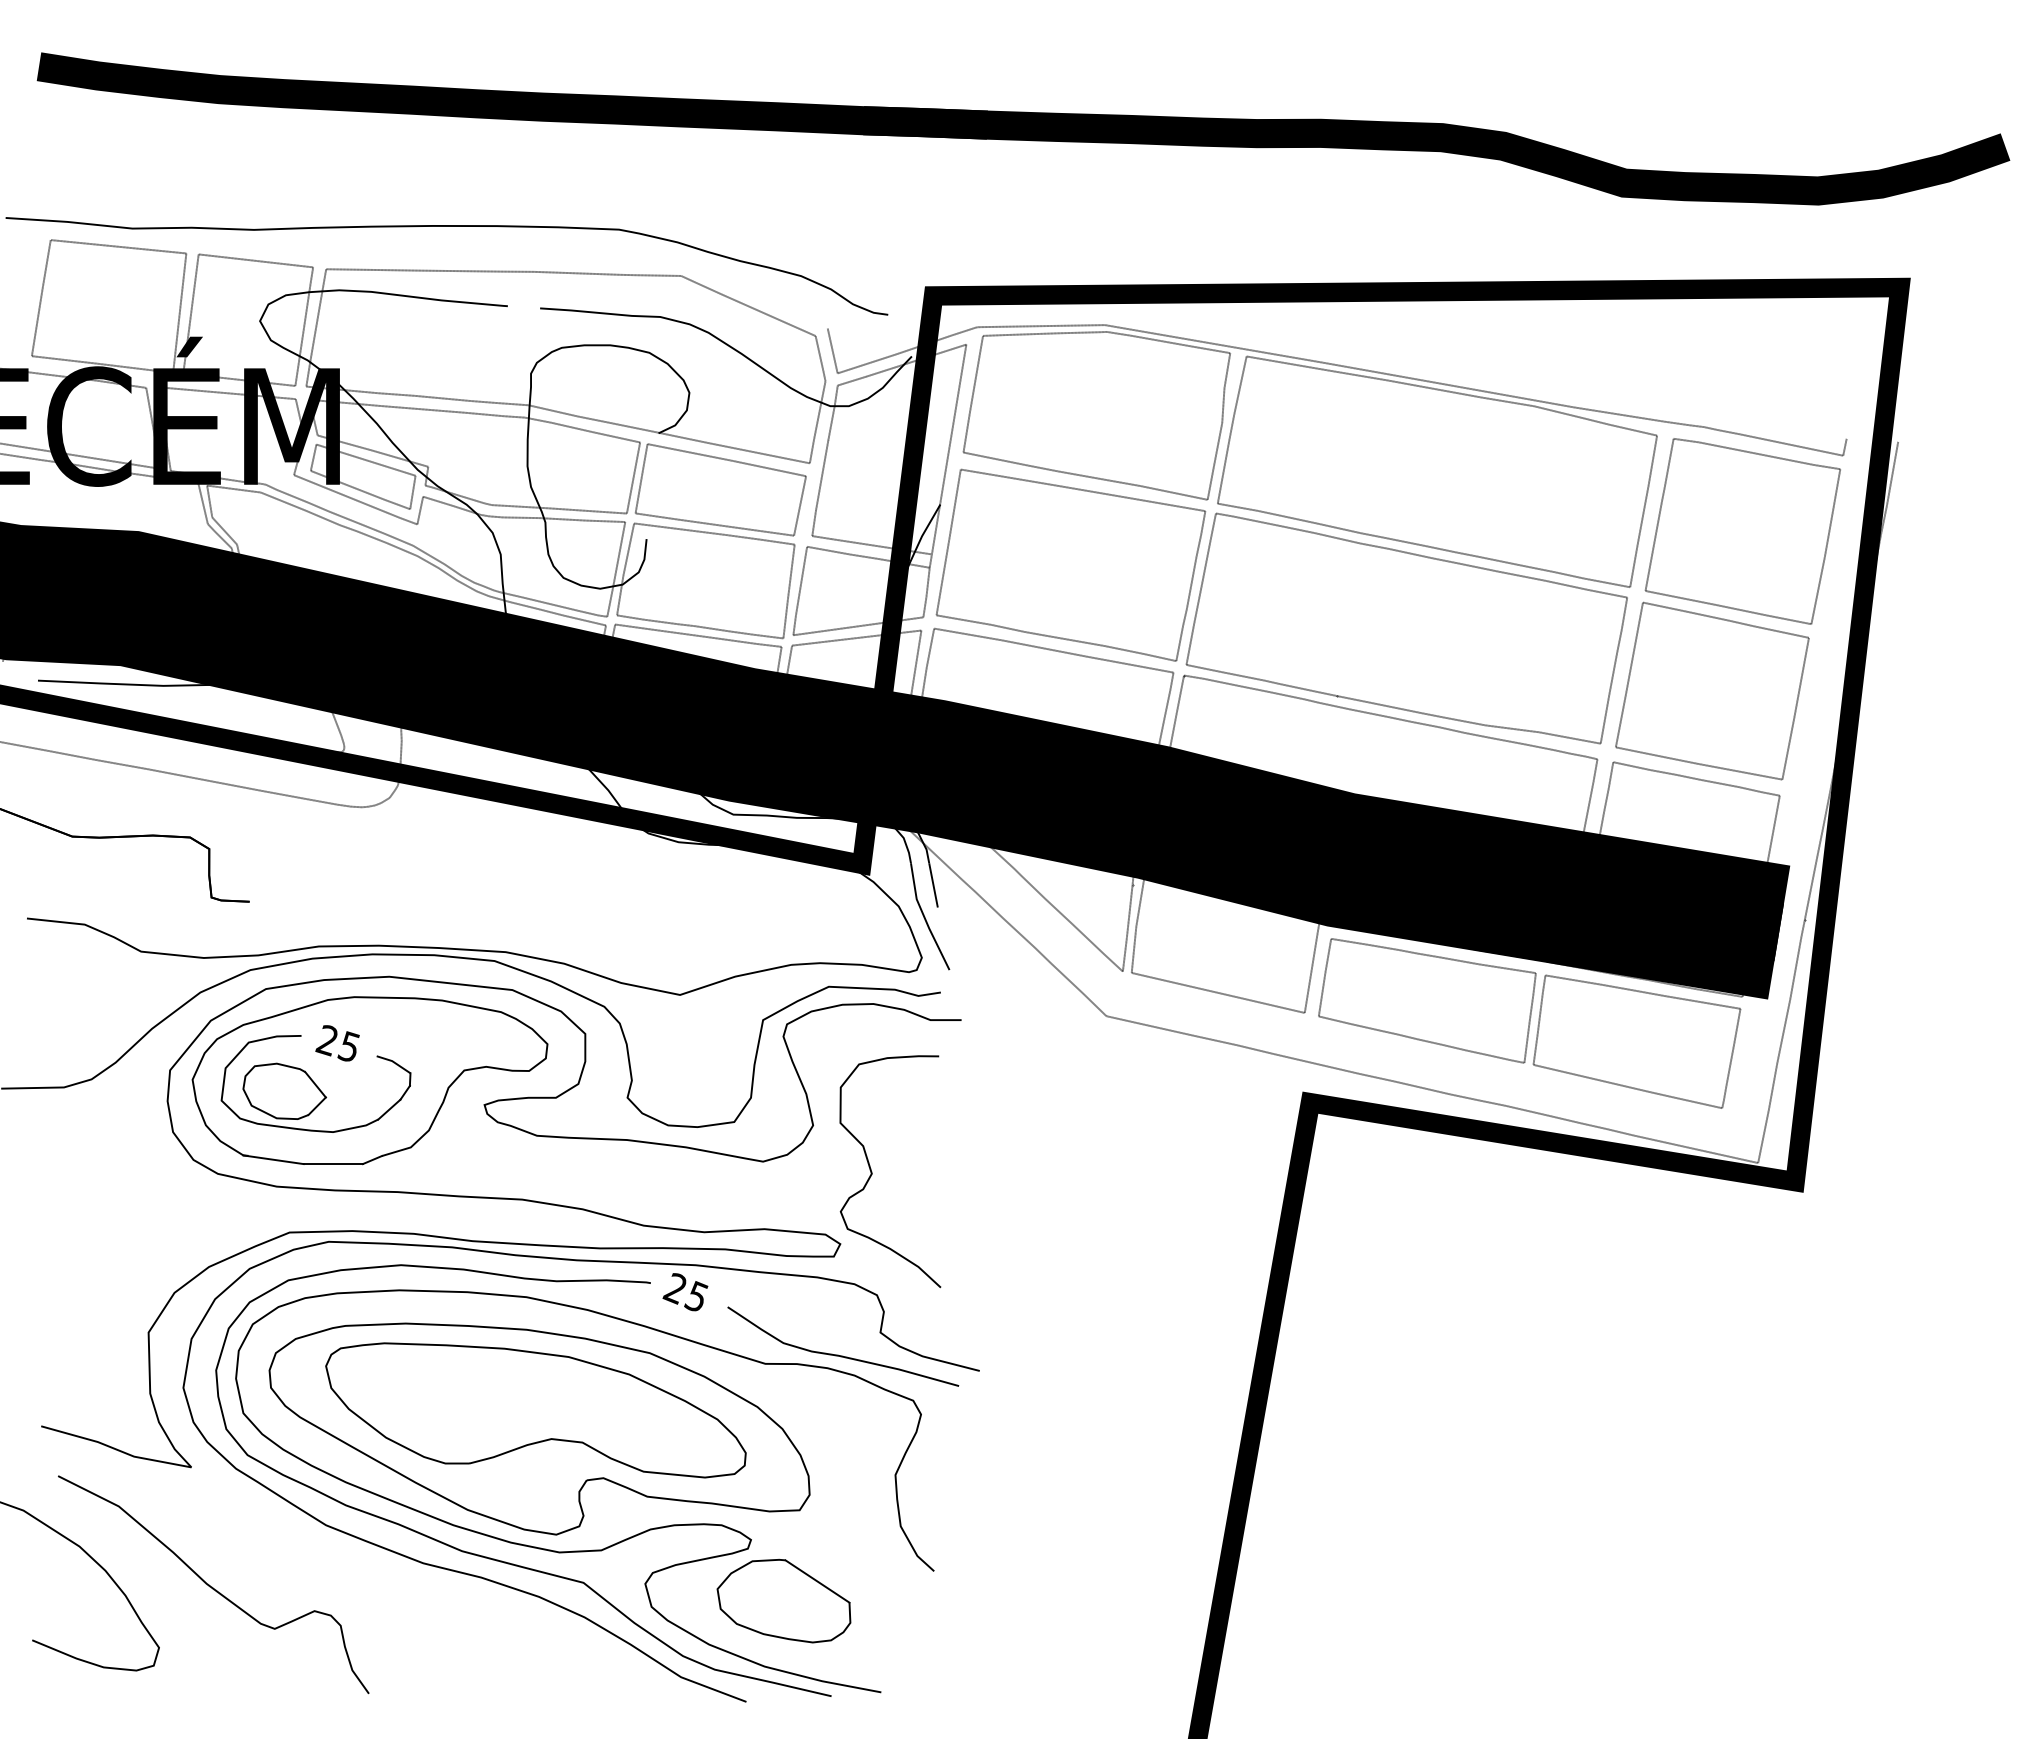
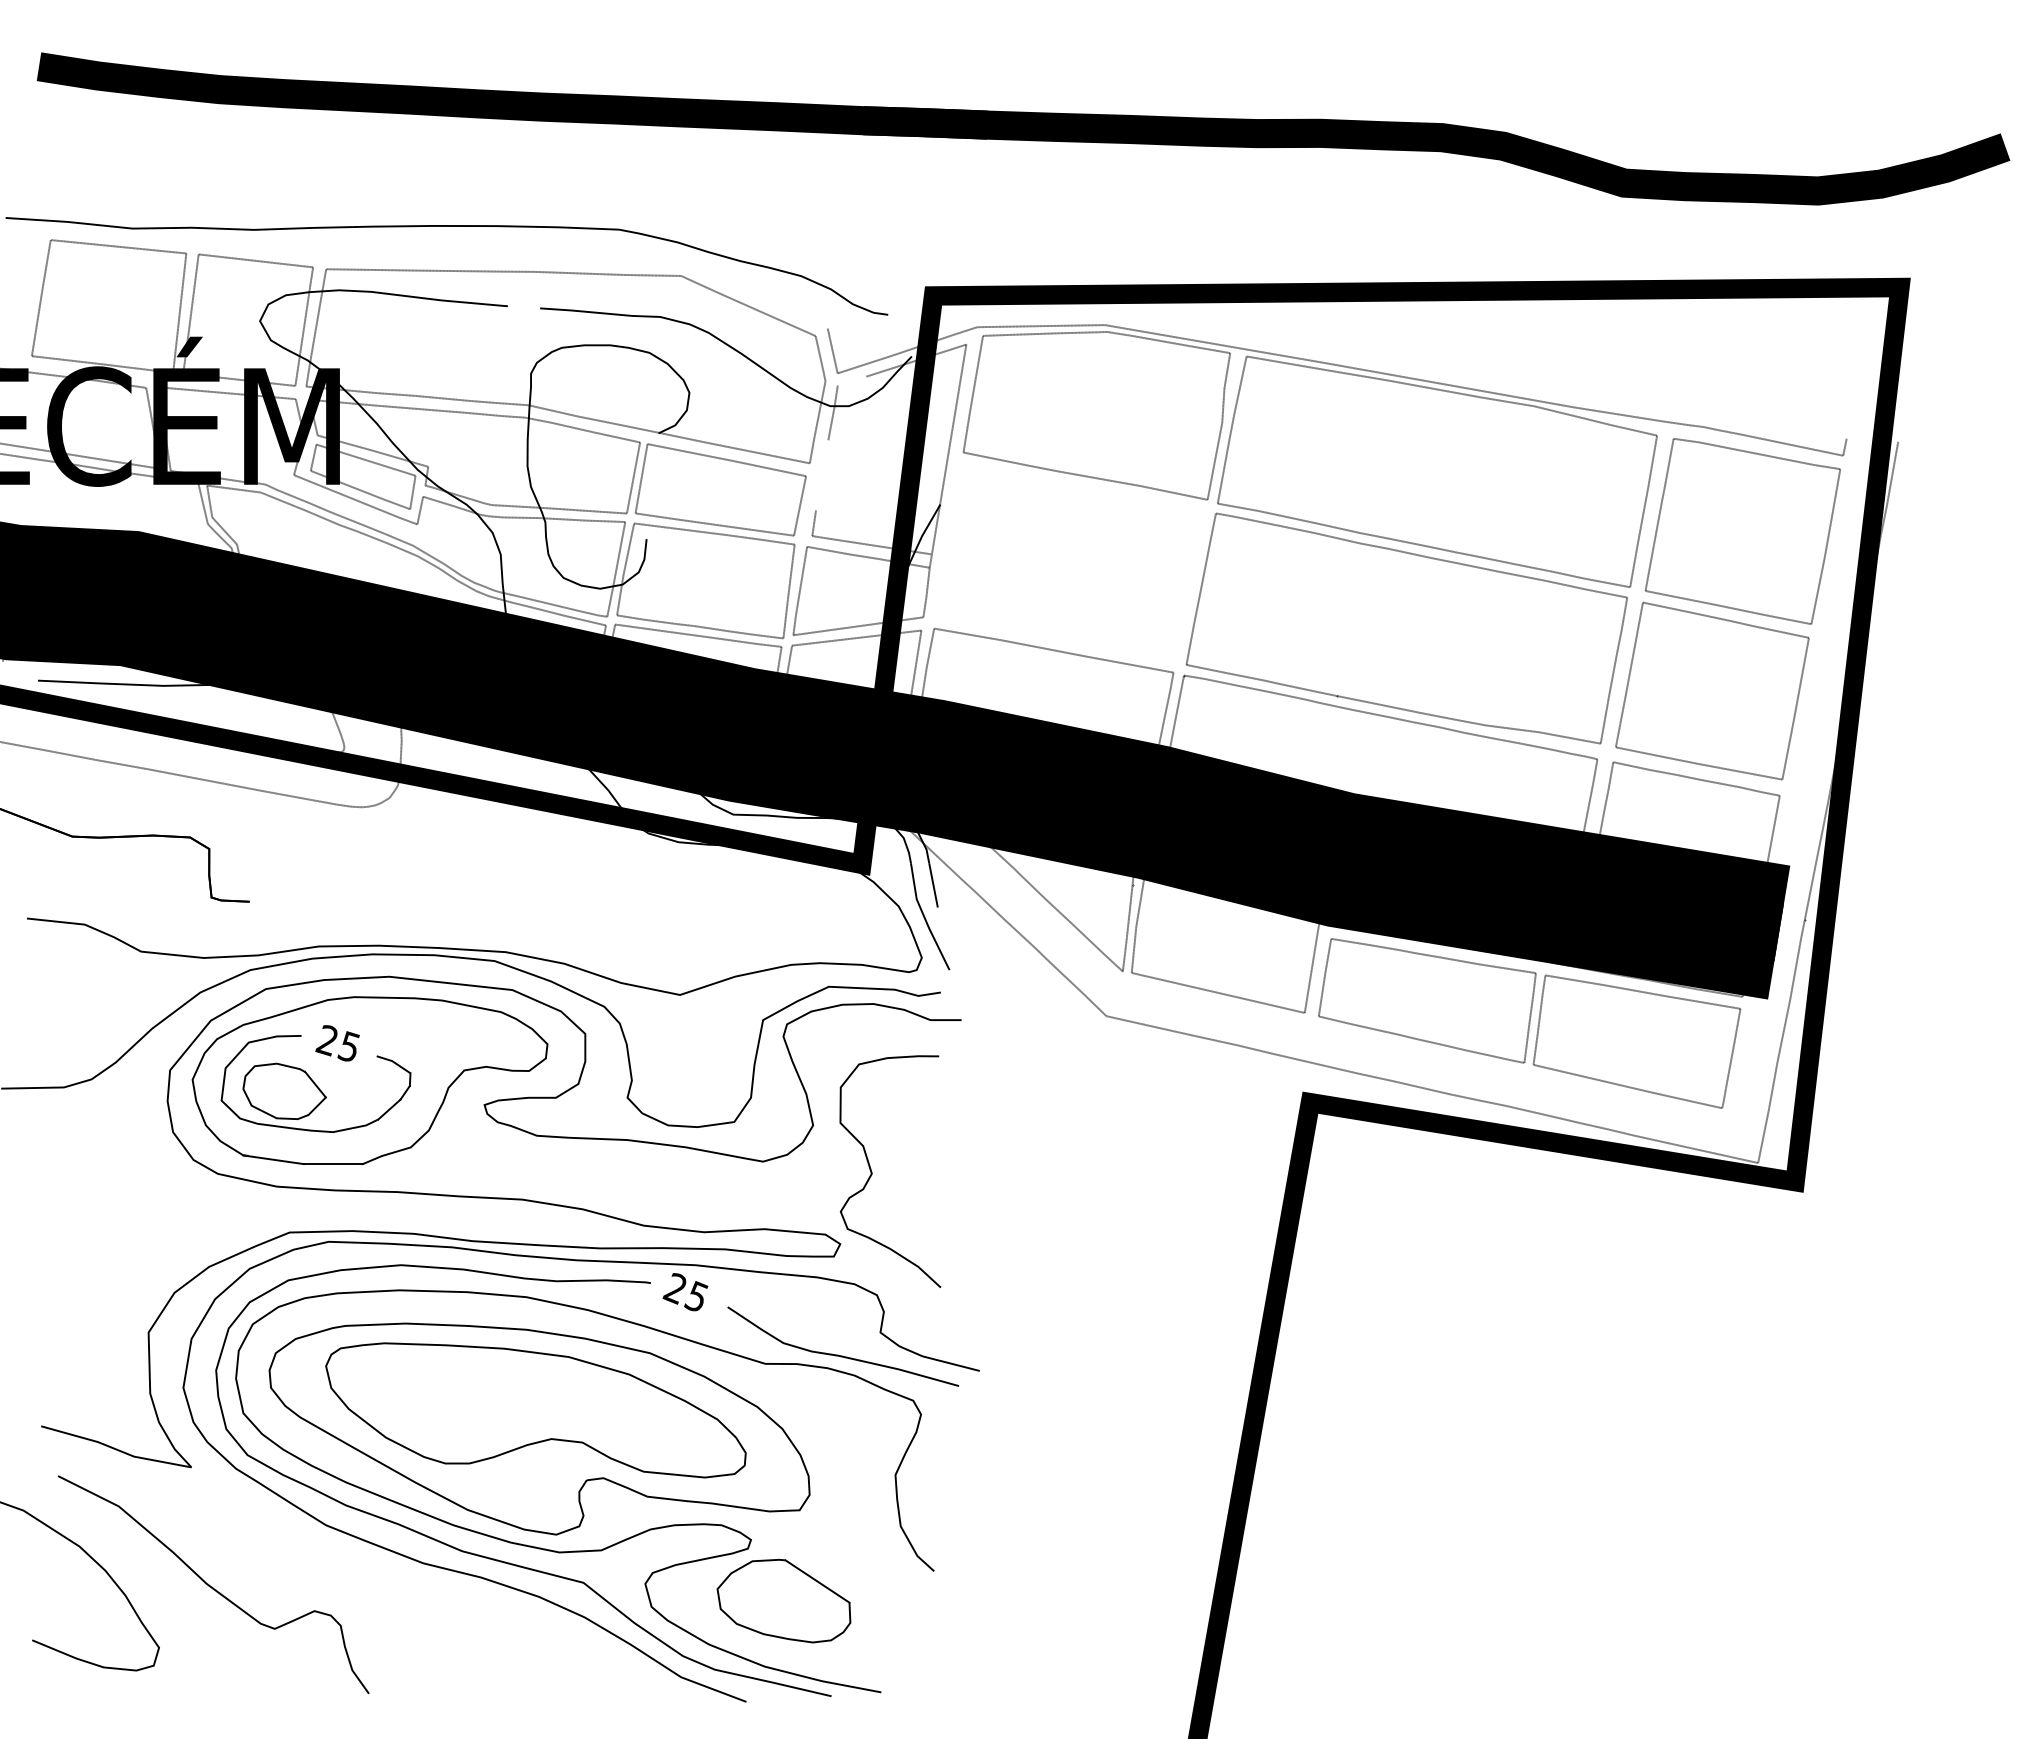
line: present -> none (851, 380)
line: present -> none (822, 475)
part: present -> none (1070, 564)
